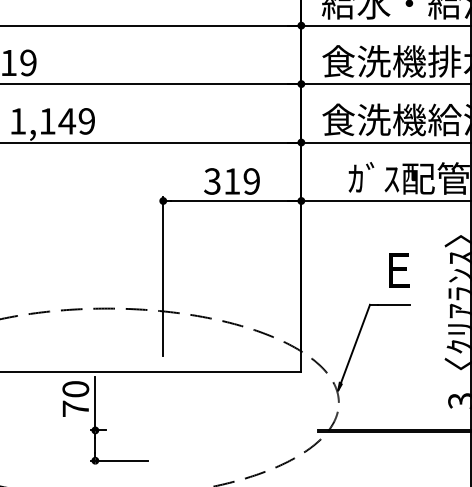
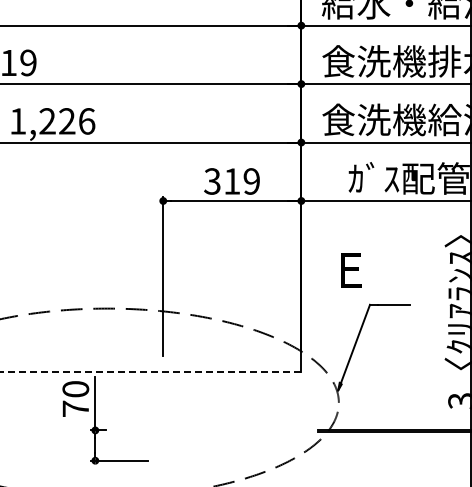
text: 1,149 -> 1,226 (67, 121)
text position: (399, 270) -> (351, 270) (351, 270)
line: solid -> dashed (150, 371)
